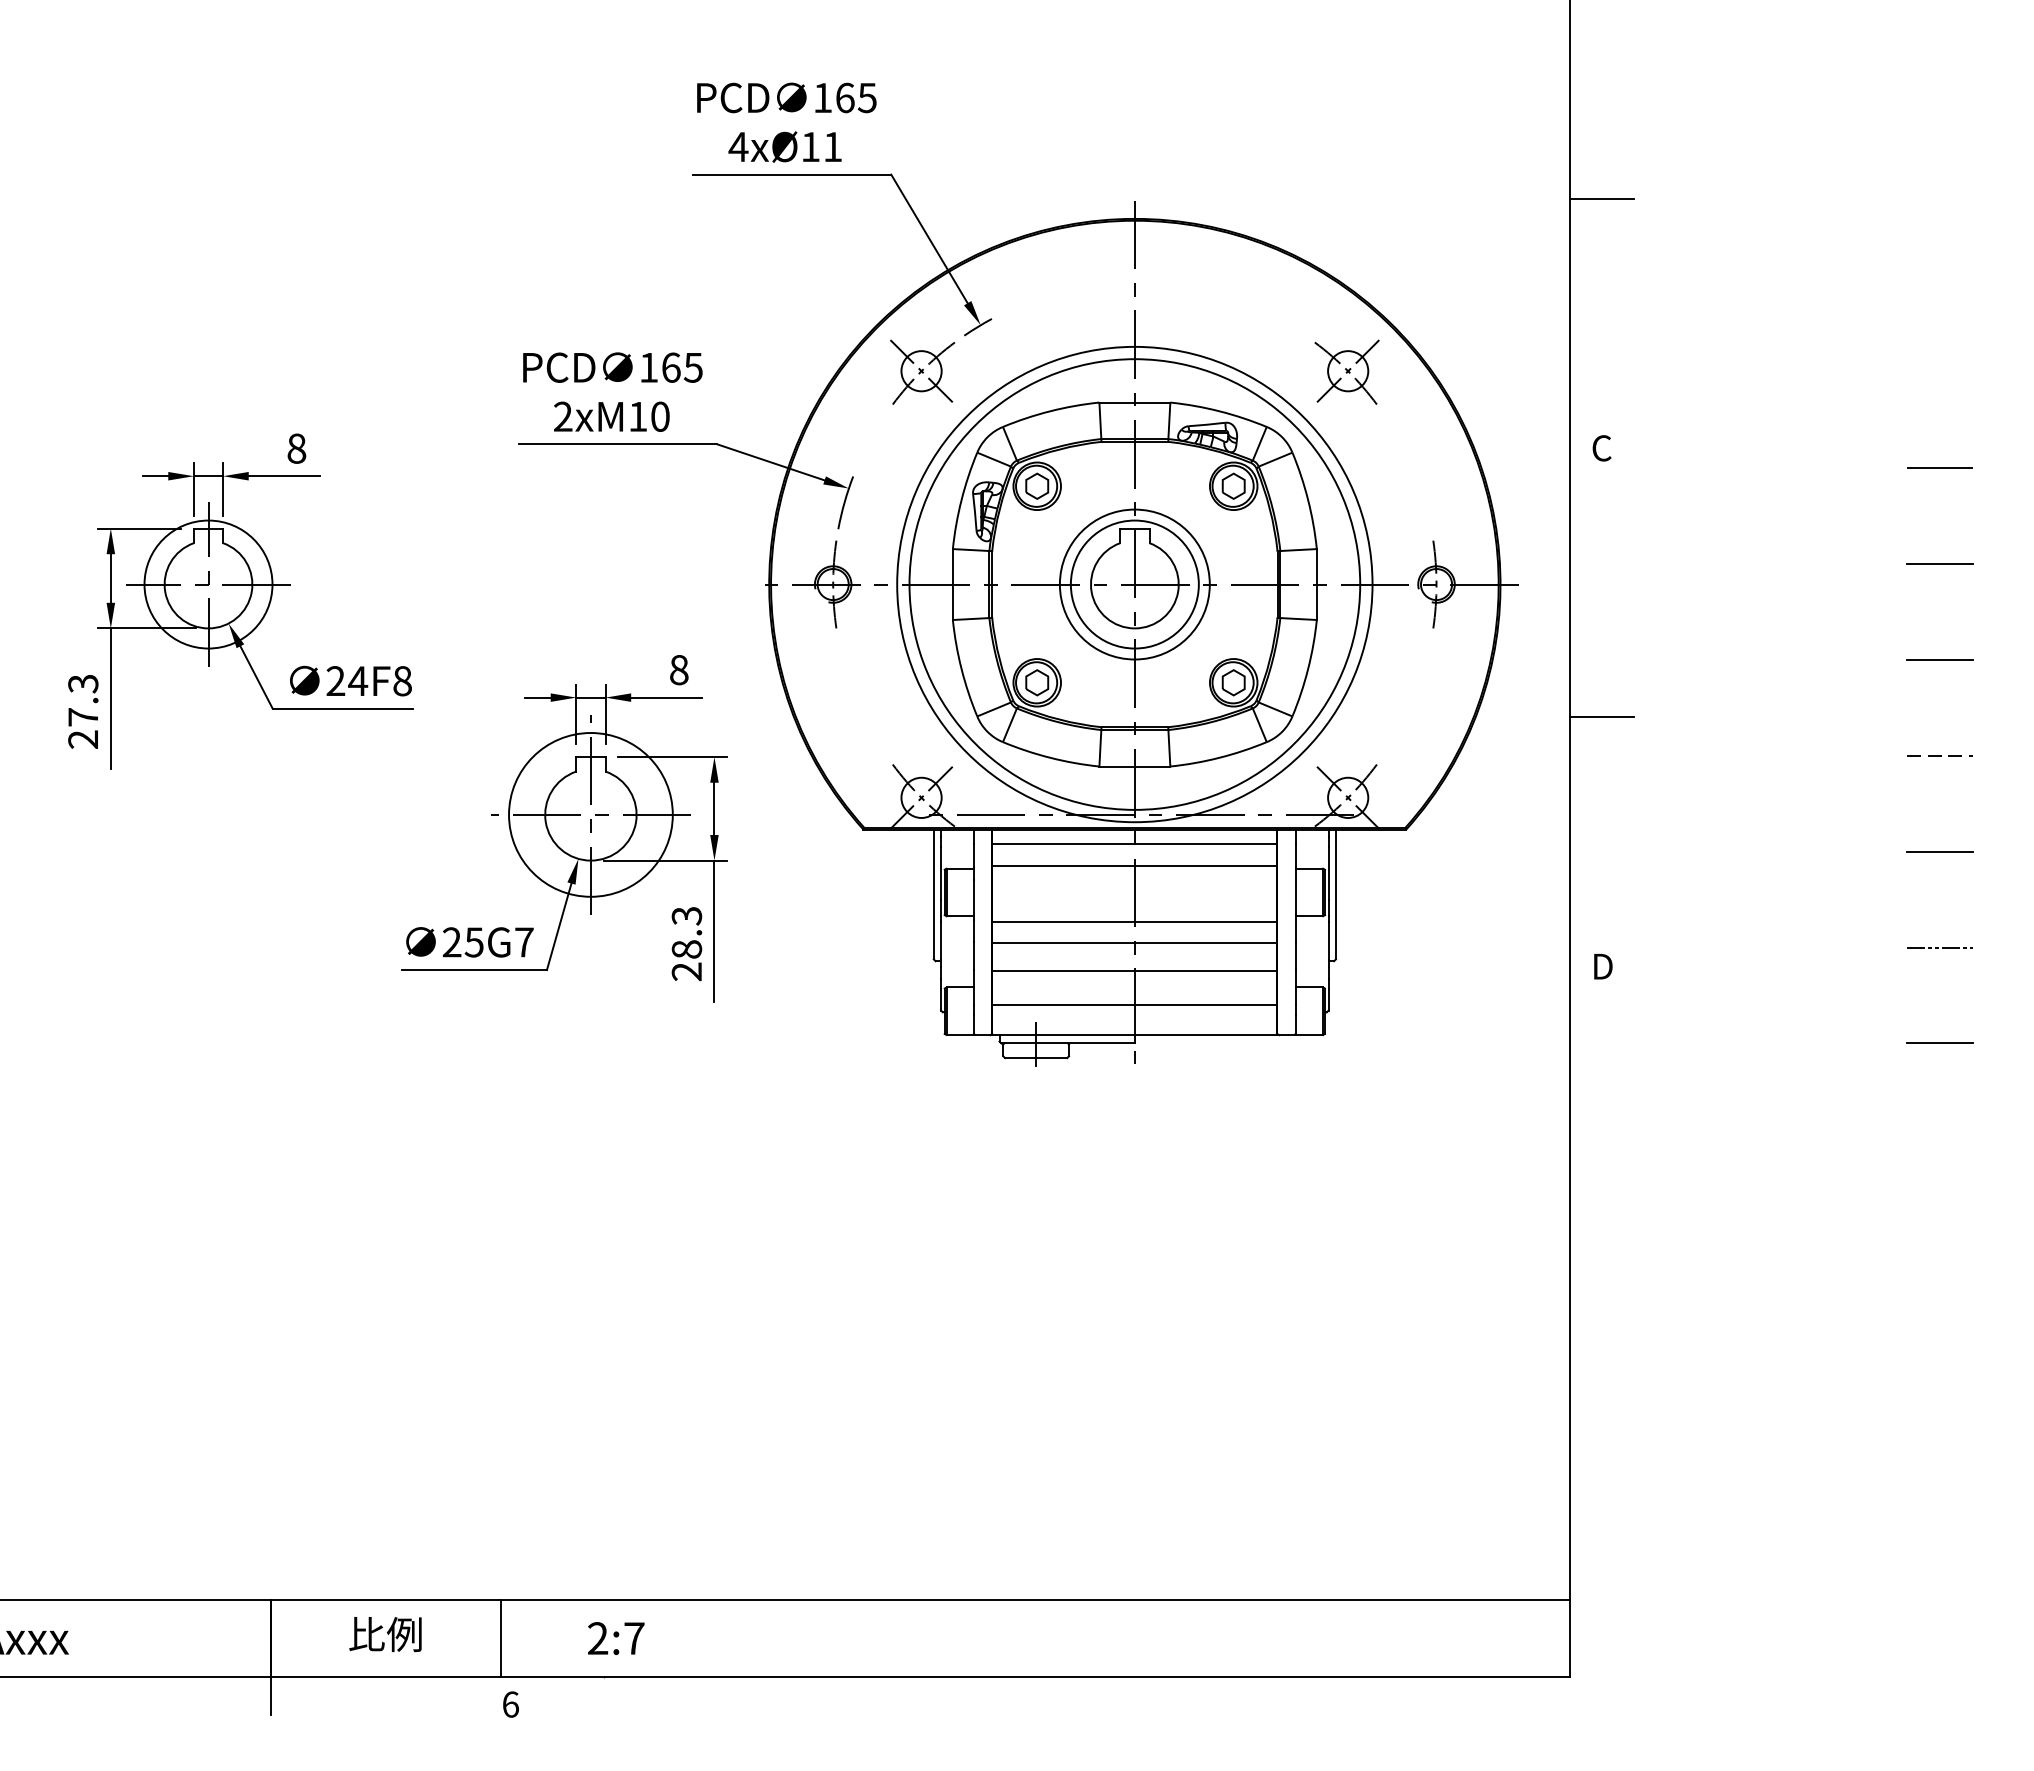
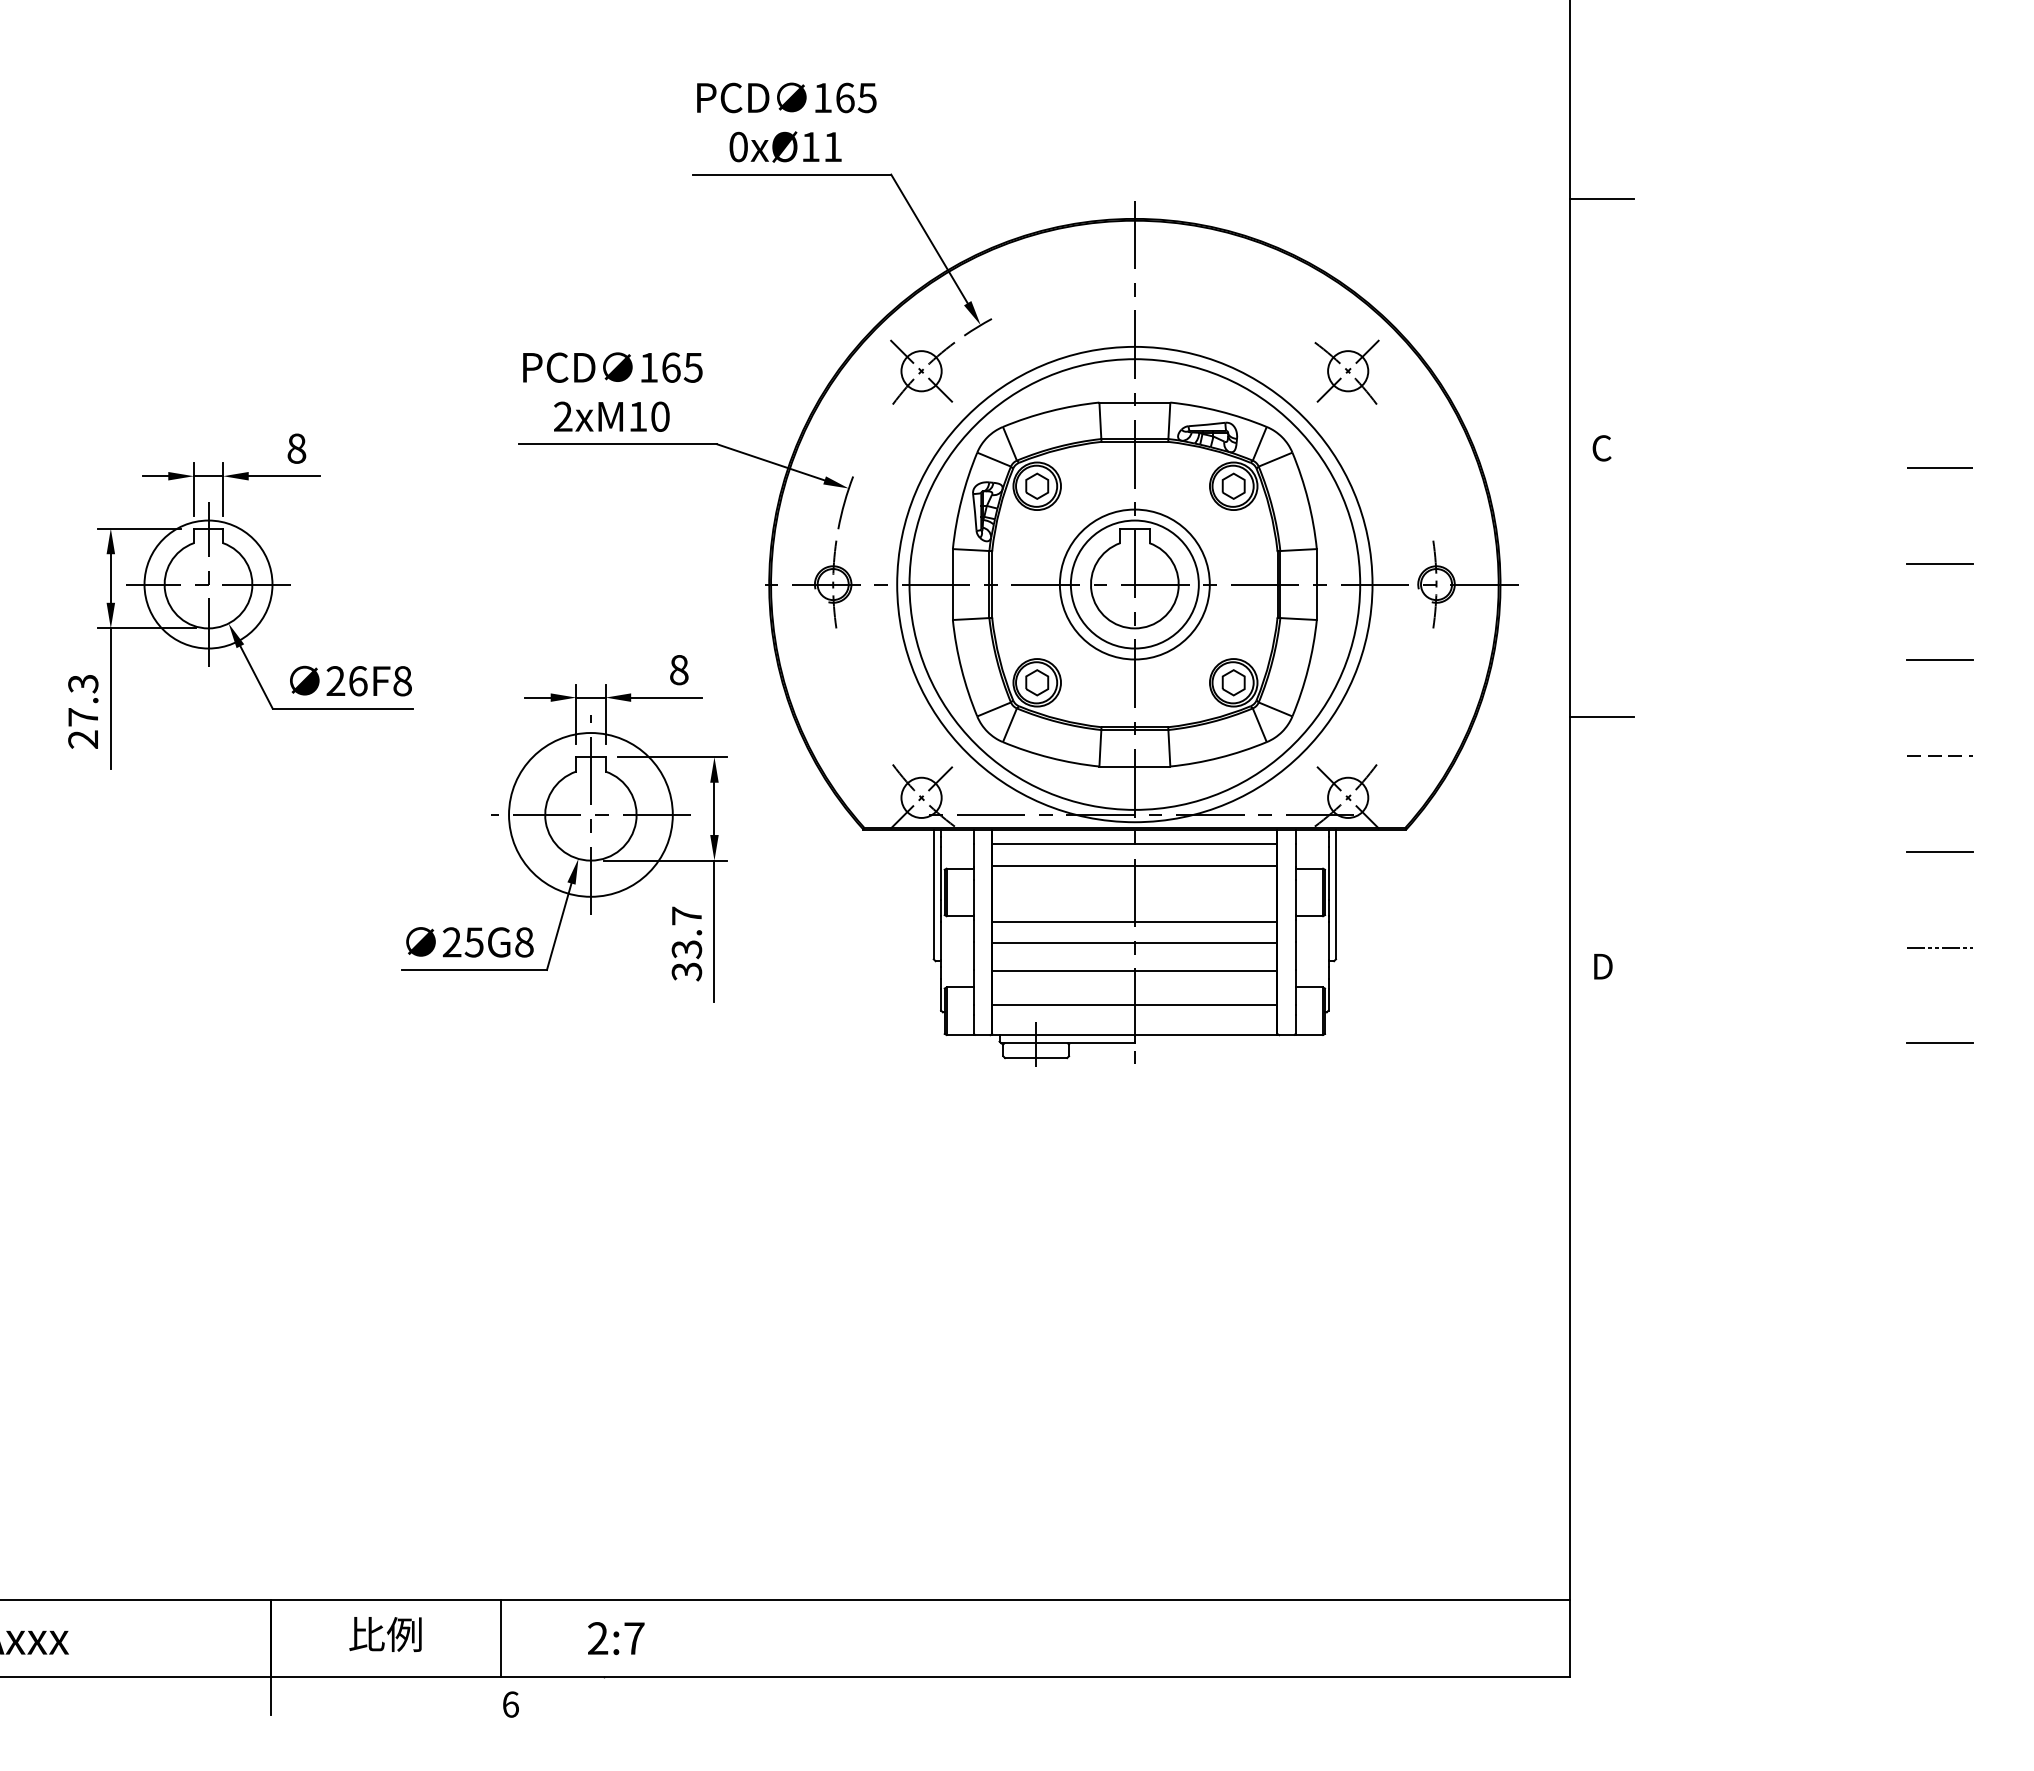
text: 4xØ11 -> 0xØ11 (738, 146)
text: 24F8 -> 26F8 (358, 681)
text: 25G7 -> 25G8 (524, 942)
text: 28.3 -> 33.7 (686, 943)
